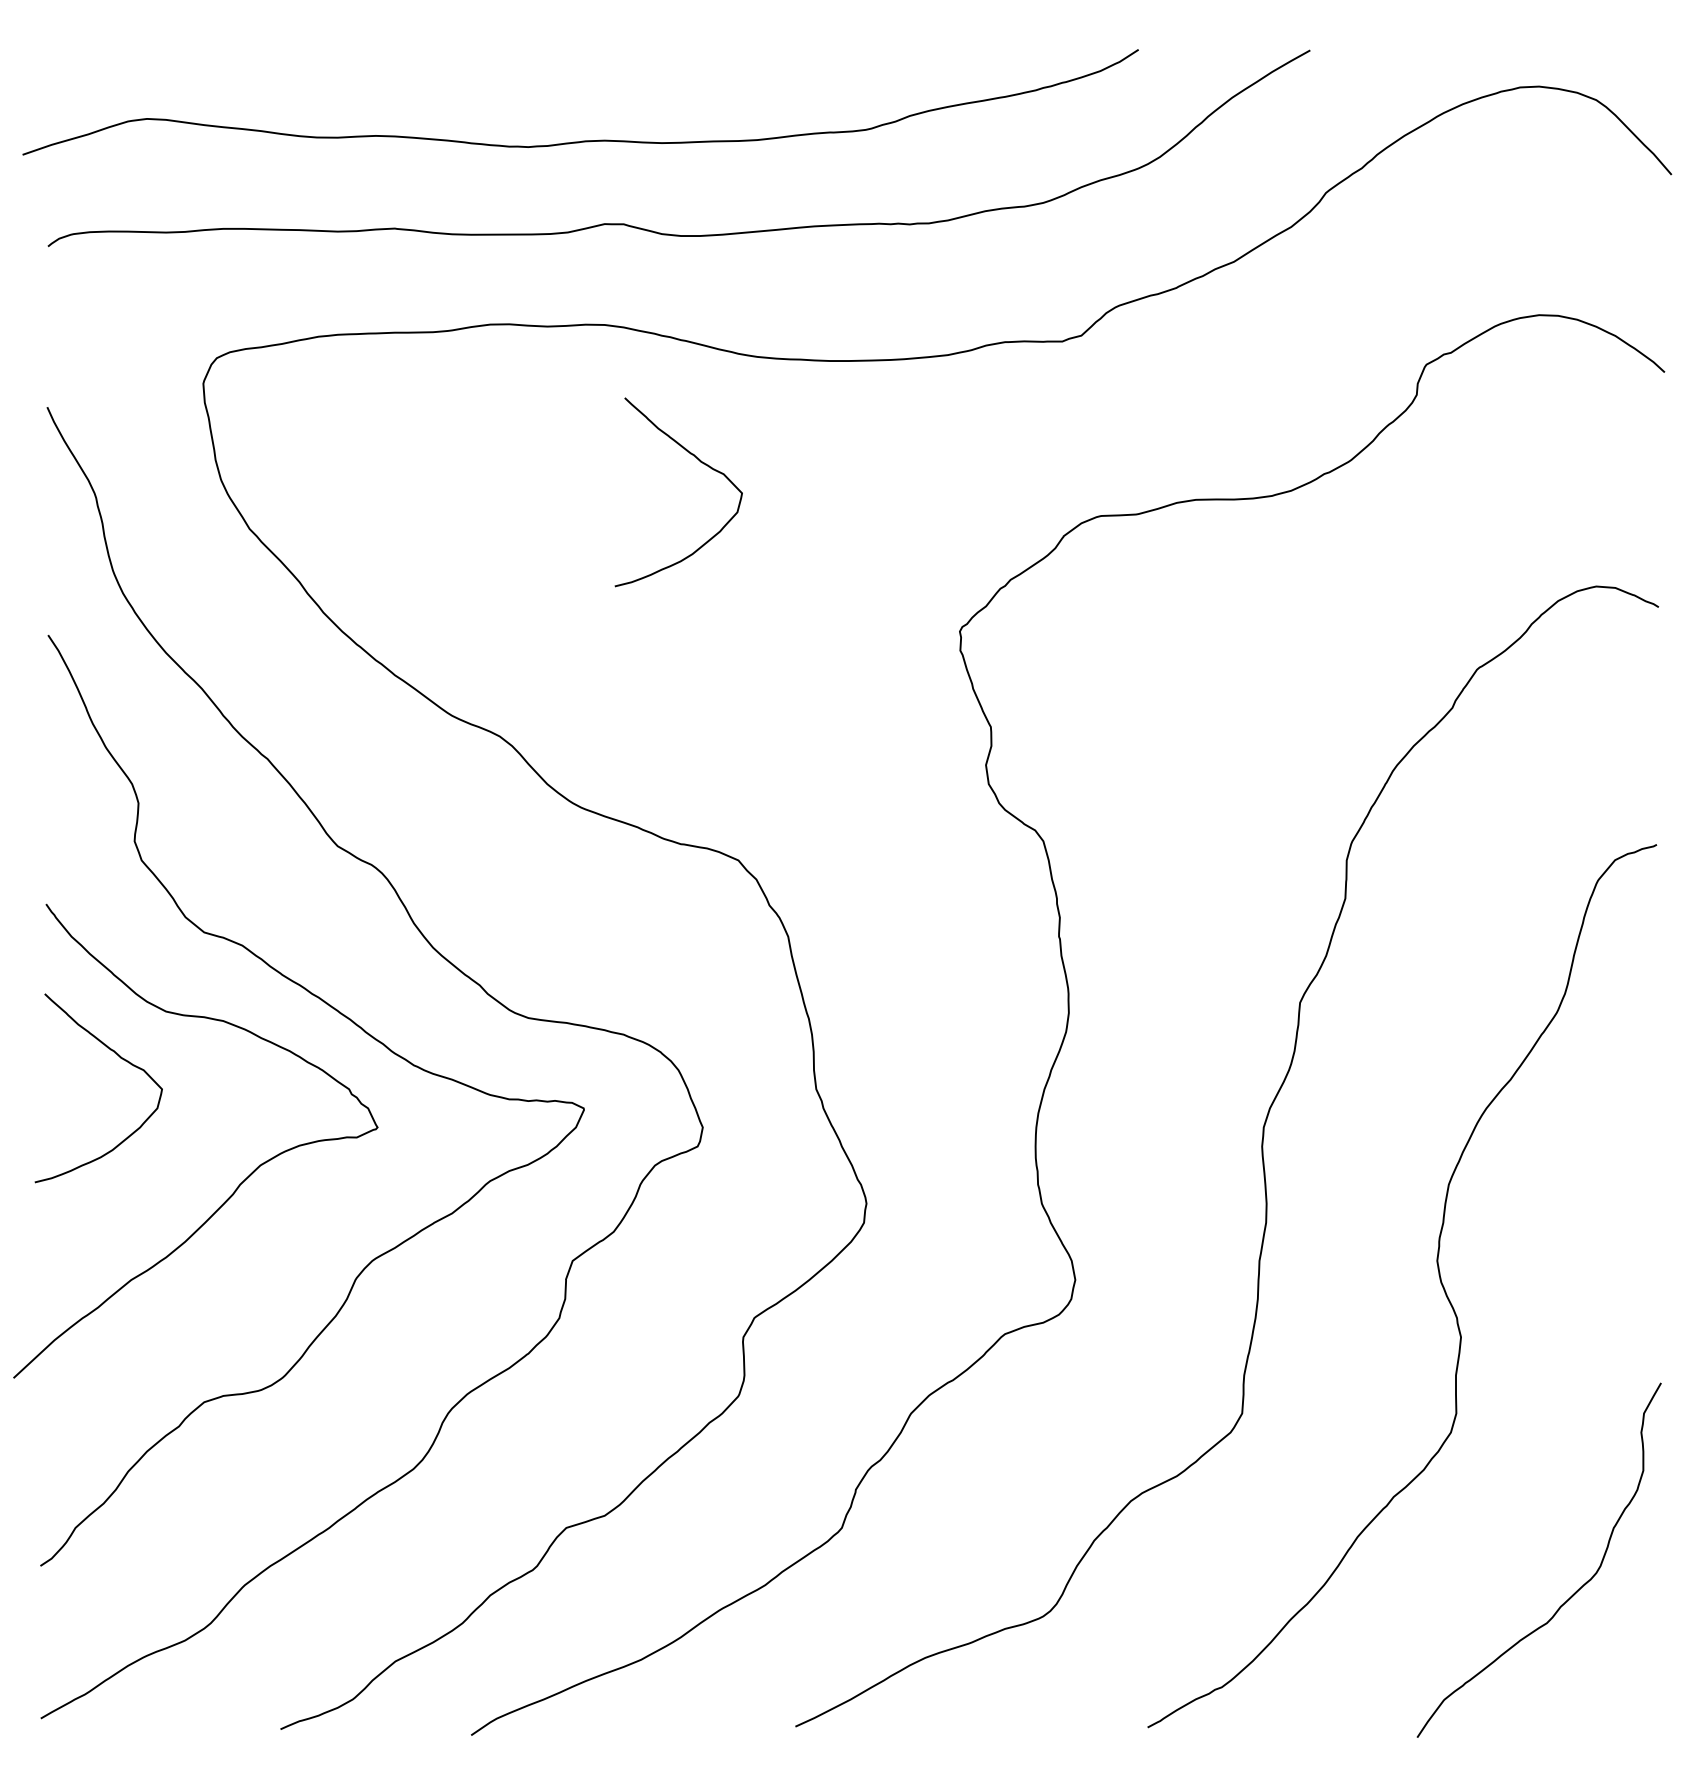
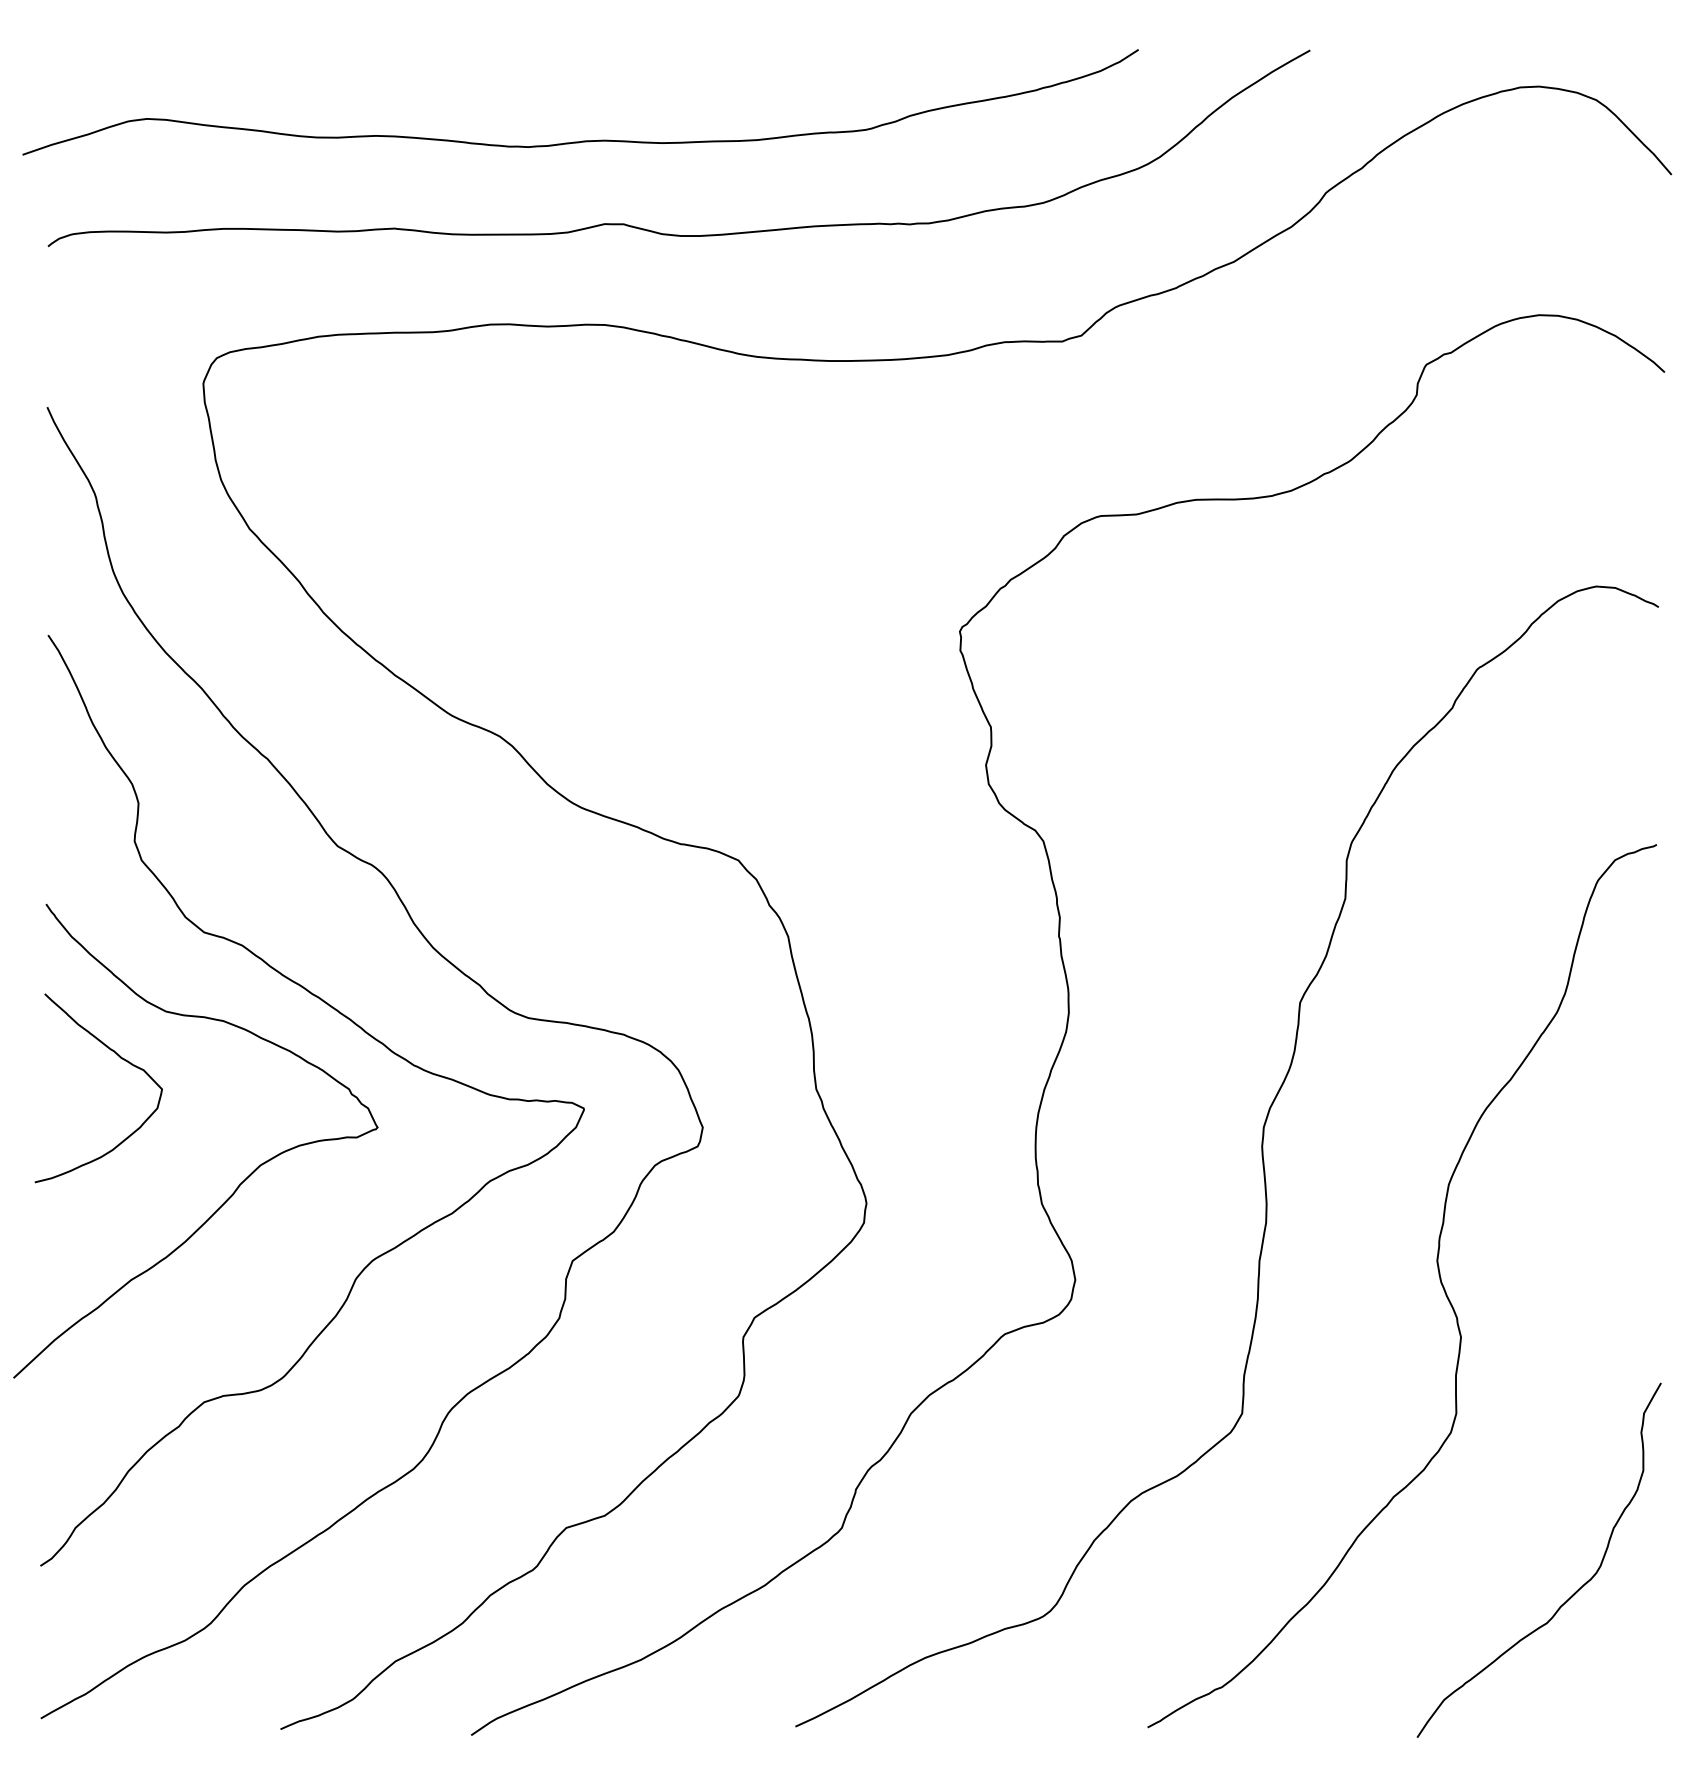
curve: present -> none (700, 462)
